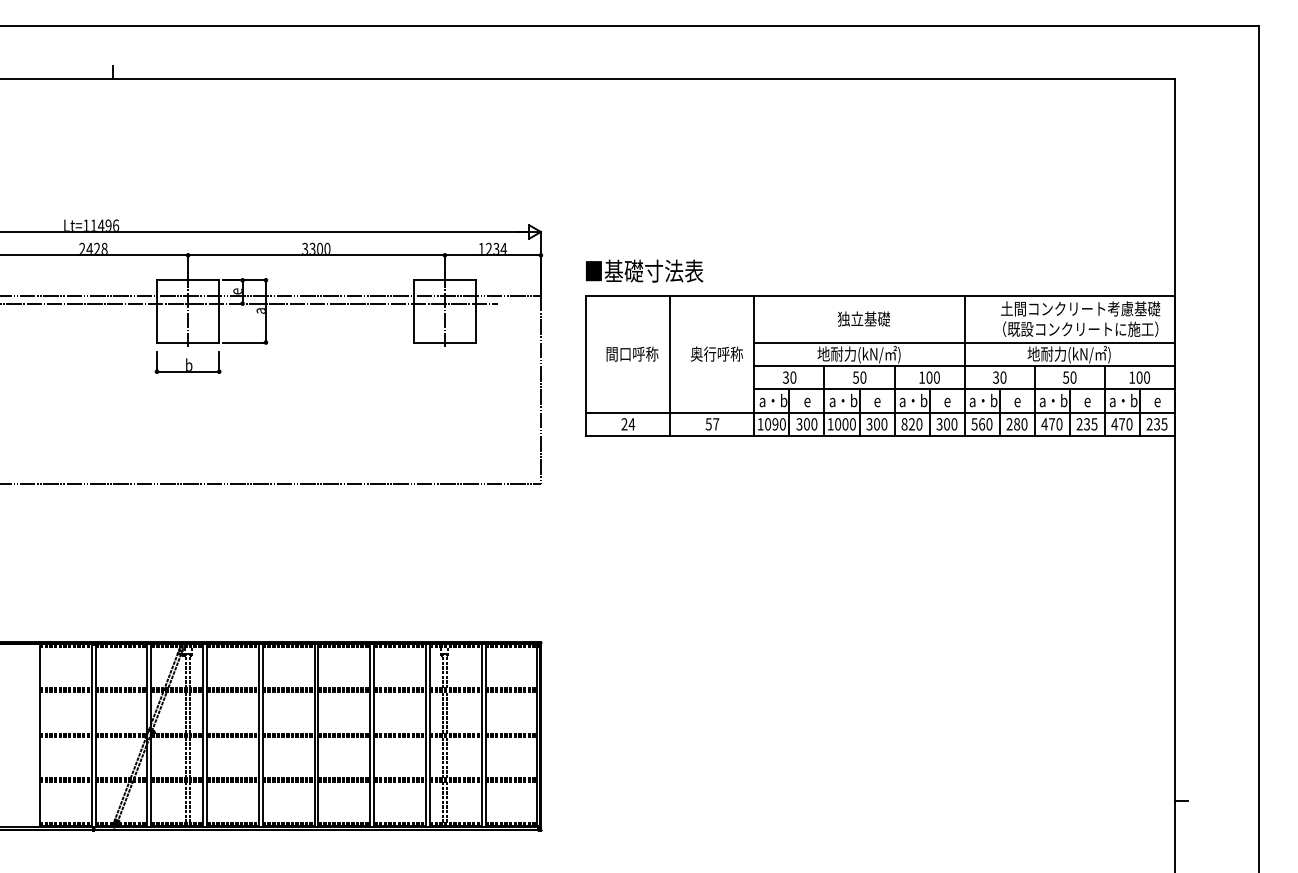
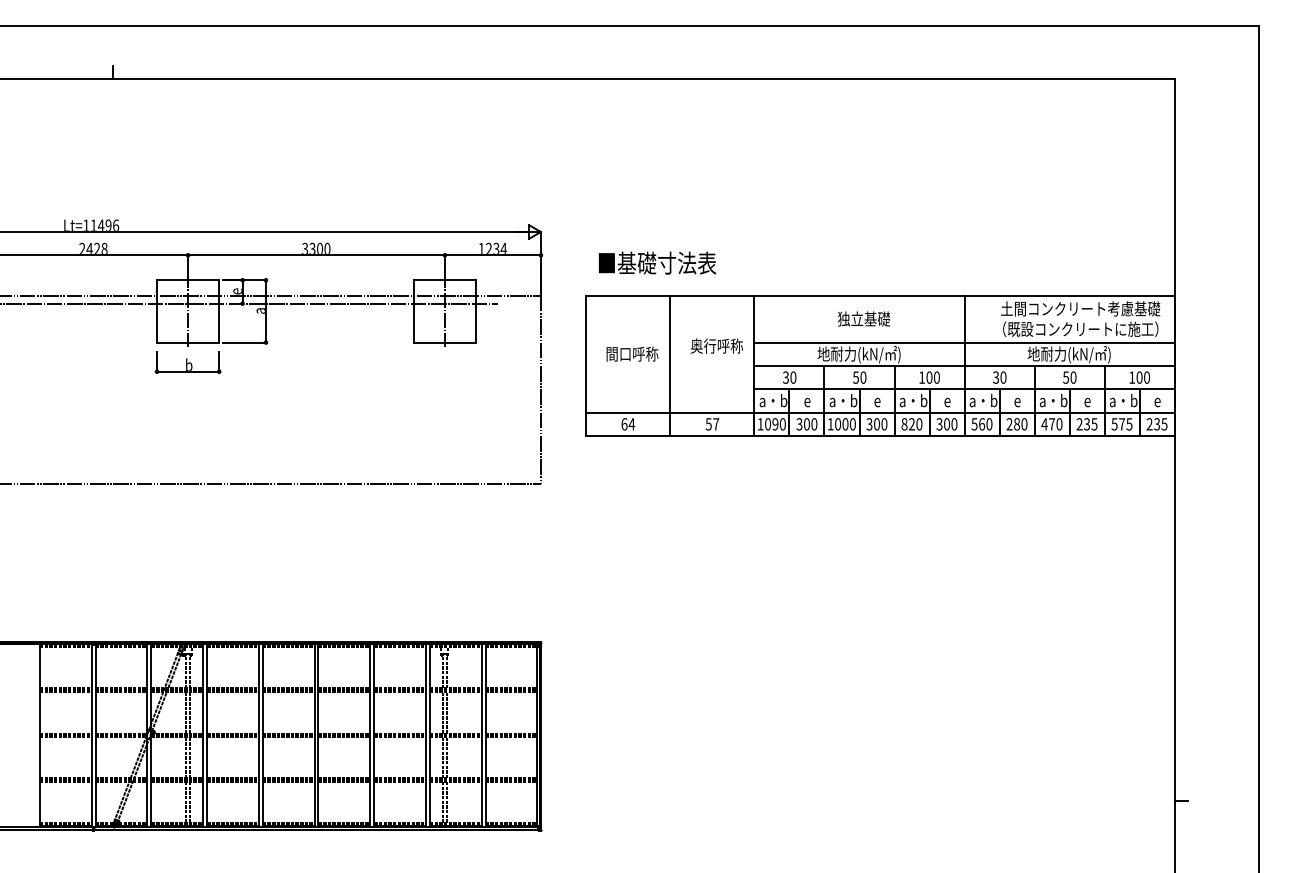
text position: (644, 270) -> (657, 262) (657, 262)
text position: (716, 353) -> (716, 345) (716, 345)
text: 24 -> 64 (624, 424)
text: 470 -> 575 (1121, 424)
